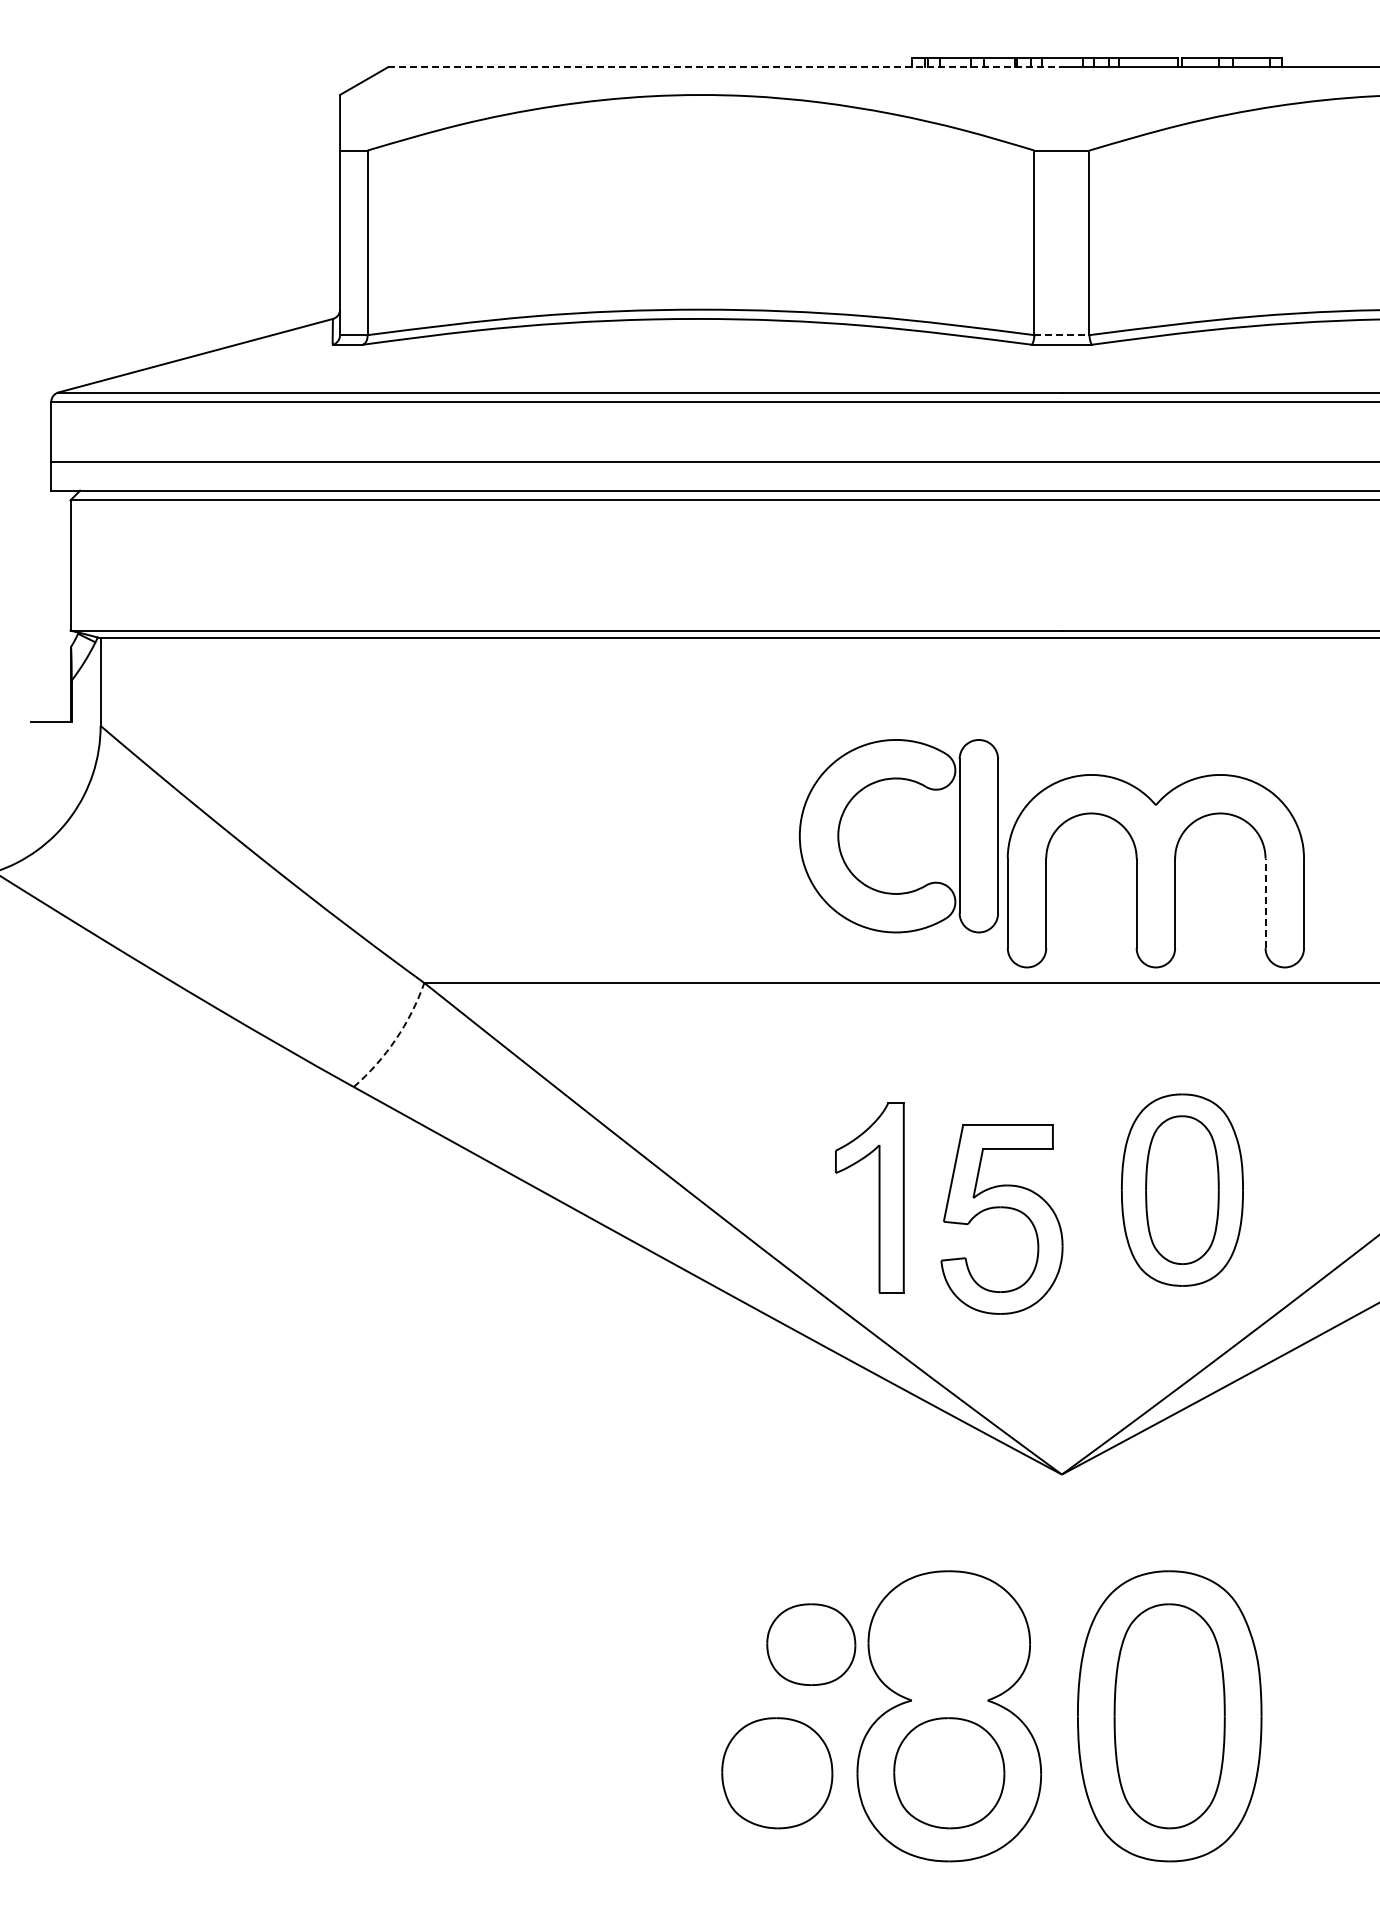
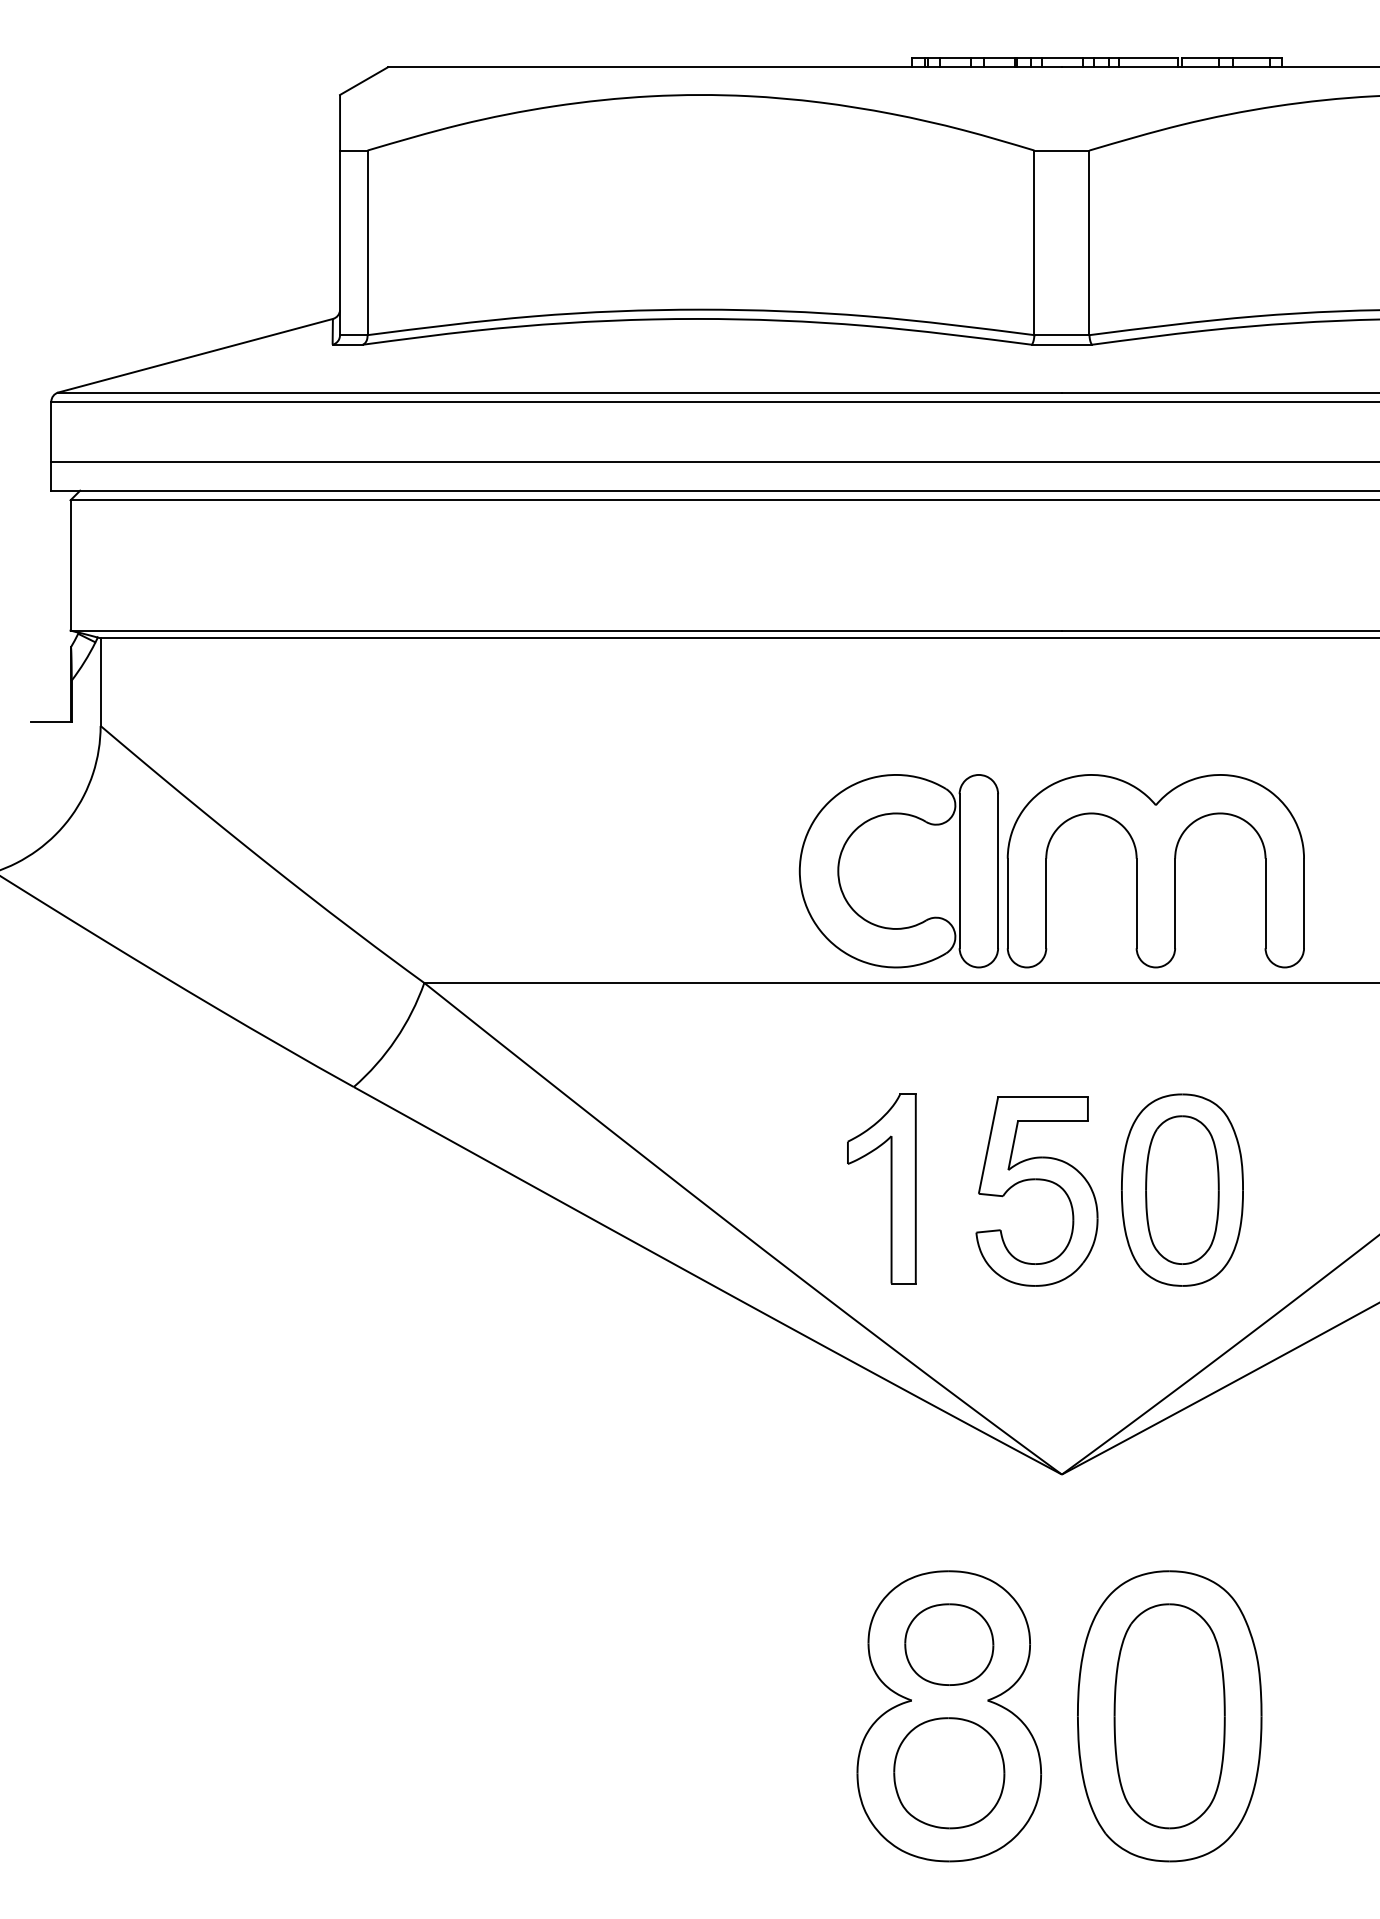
line: dashed -> solid (725, 67)
line: dashed -> solid (1061, 335)
part position: (925, 884) -> (925, 919) (925, 919)
line: dashed -> solid (1265, 903)
arc: dashed -> solid (395, 1039)
part position: (878, 1197) -> (890, 1188) (890, 1188)
part position: (1001, 1208) -> (1036, 1180) (1036, 1180)
part position: (811, 1644) -> (949, 1644) (949, 1644)
part: present -> none (777, 1773)
